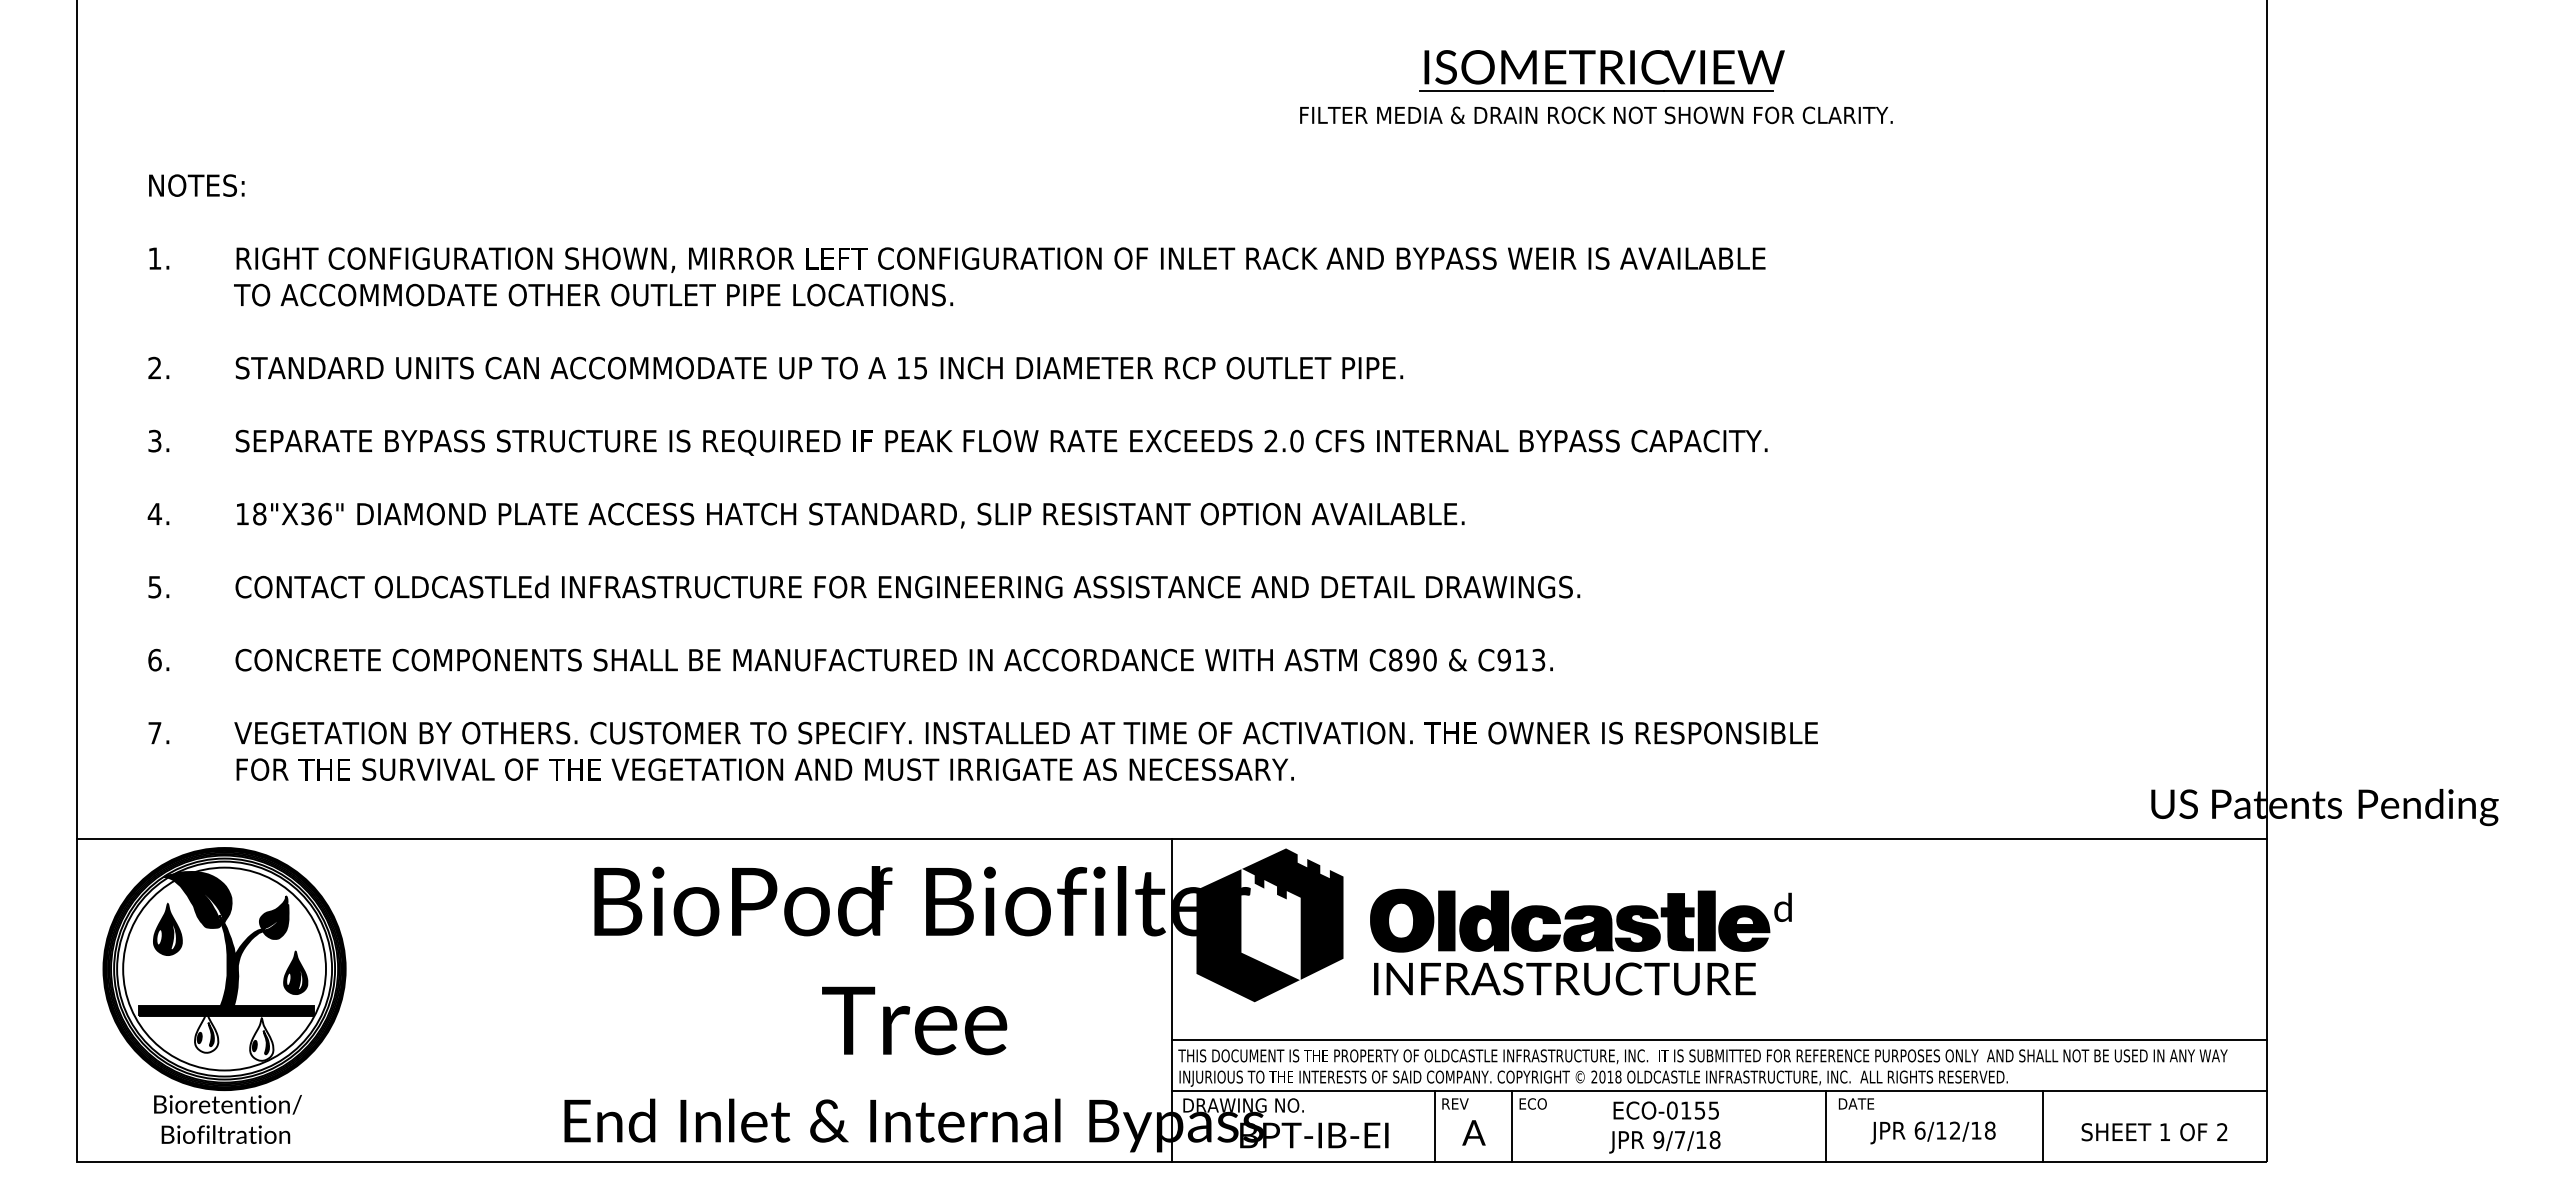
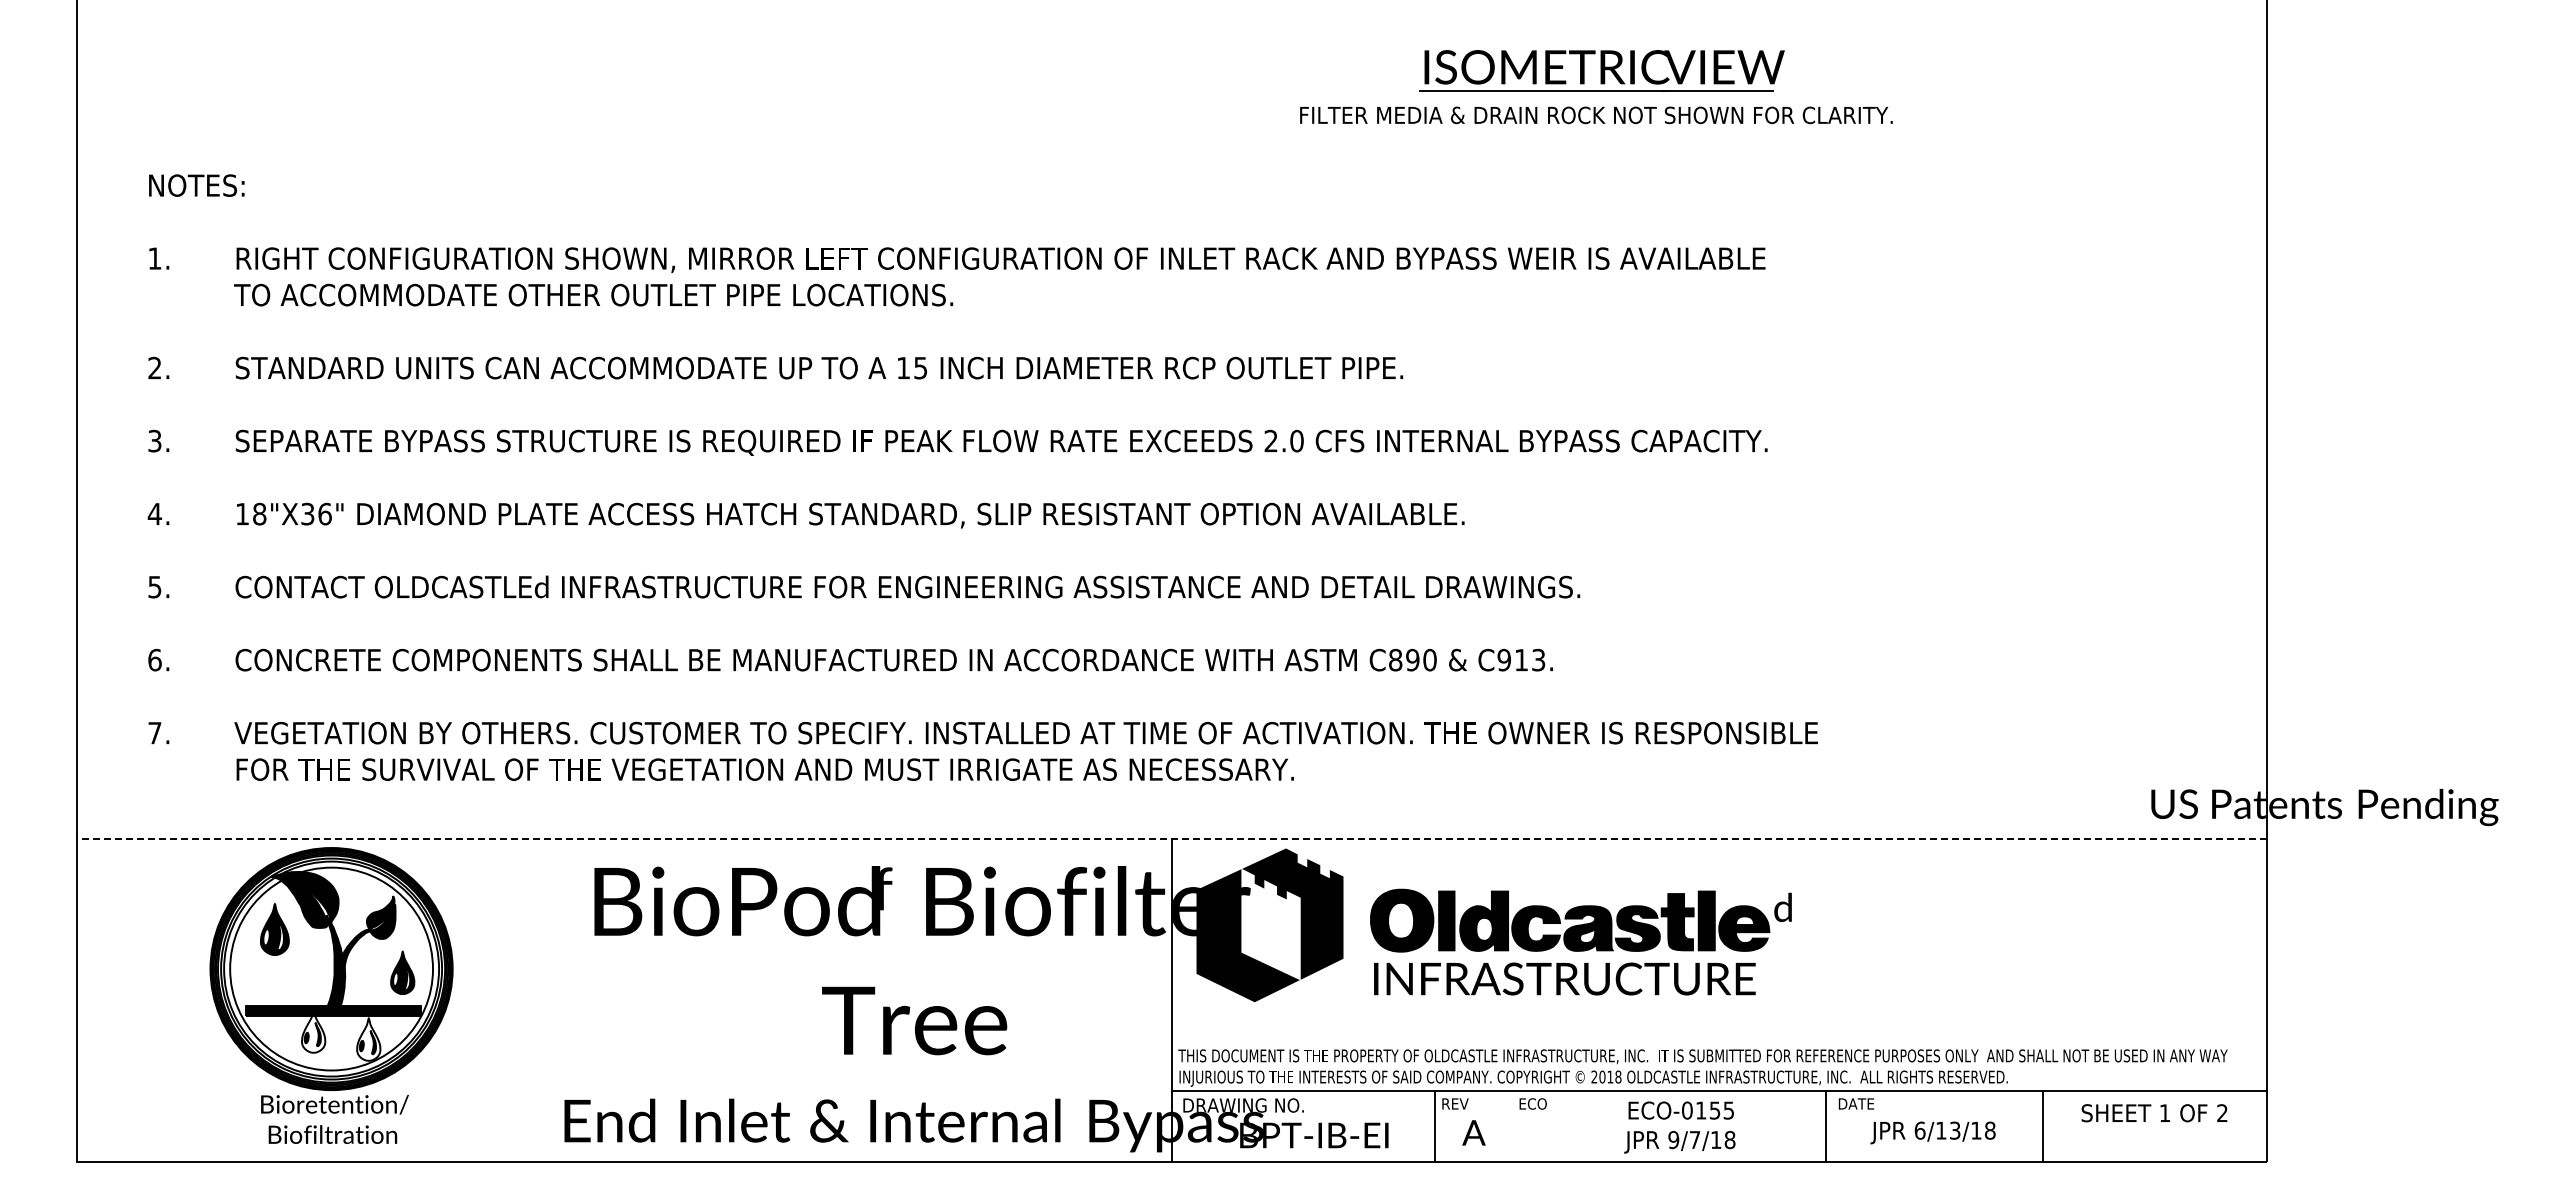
line: solid -> dashed (1172, 839)
part position: (224, 995) -> (331, 995) (331, 995)
line: present -> none (1719, 1039)
line: present -> none (1511, 1126)
text position: (1664, 1127) -> (1679, 1127) (1679, 1127)
text: 6/12/18 -> 6/13/18 (1955, 1130)
text position: (2154, 1132) -> (2154, 1113) (2154, 1113)
